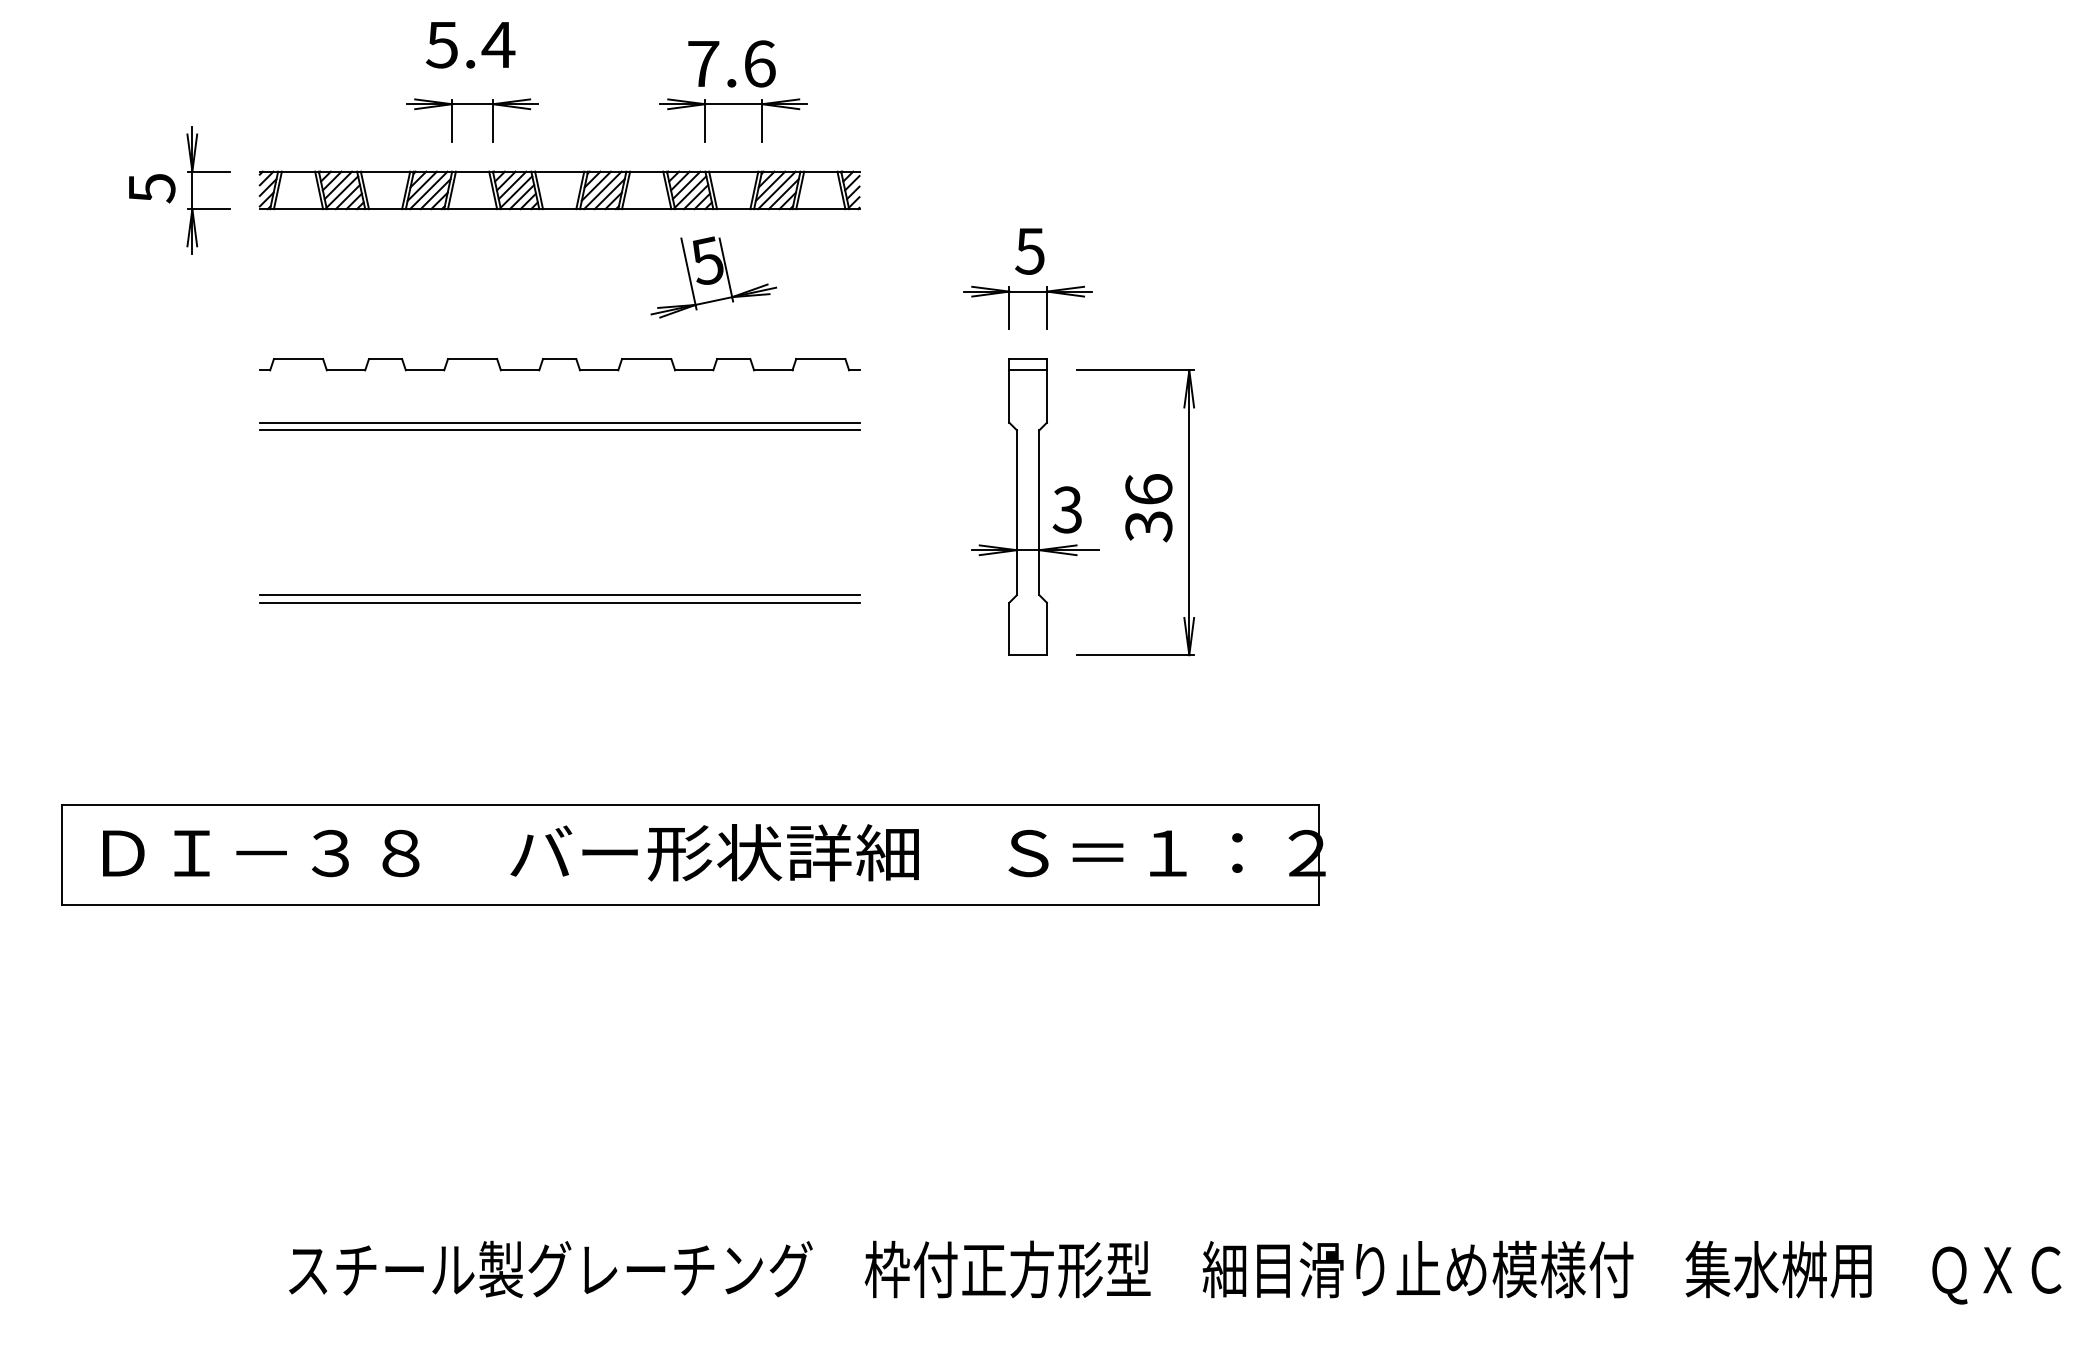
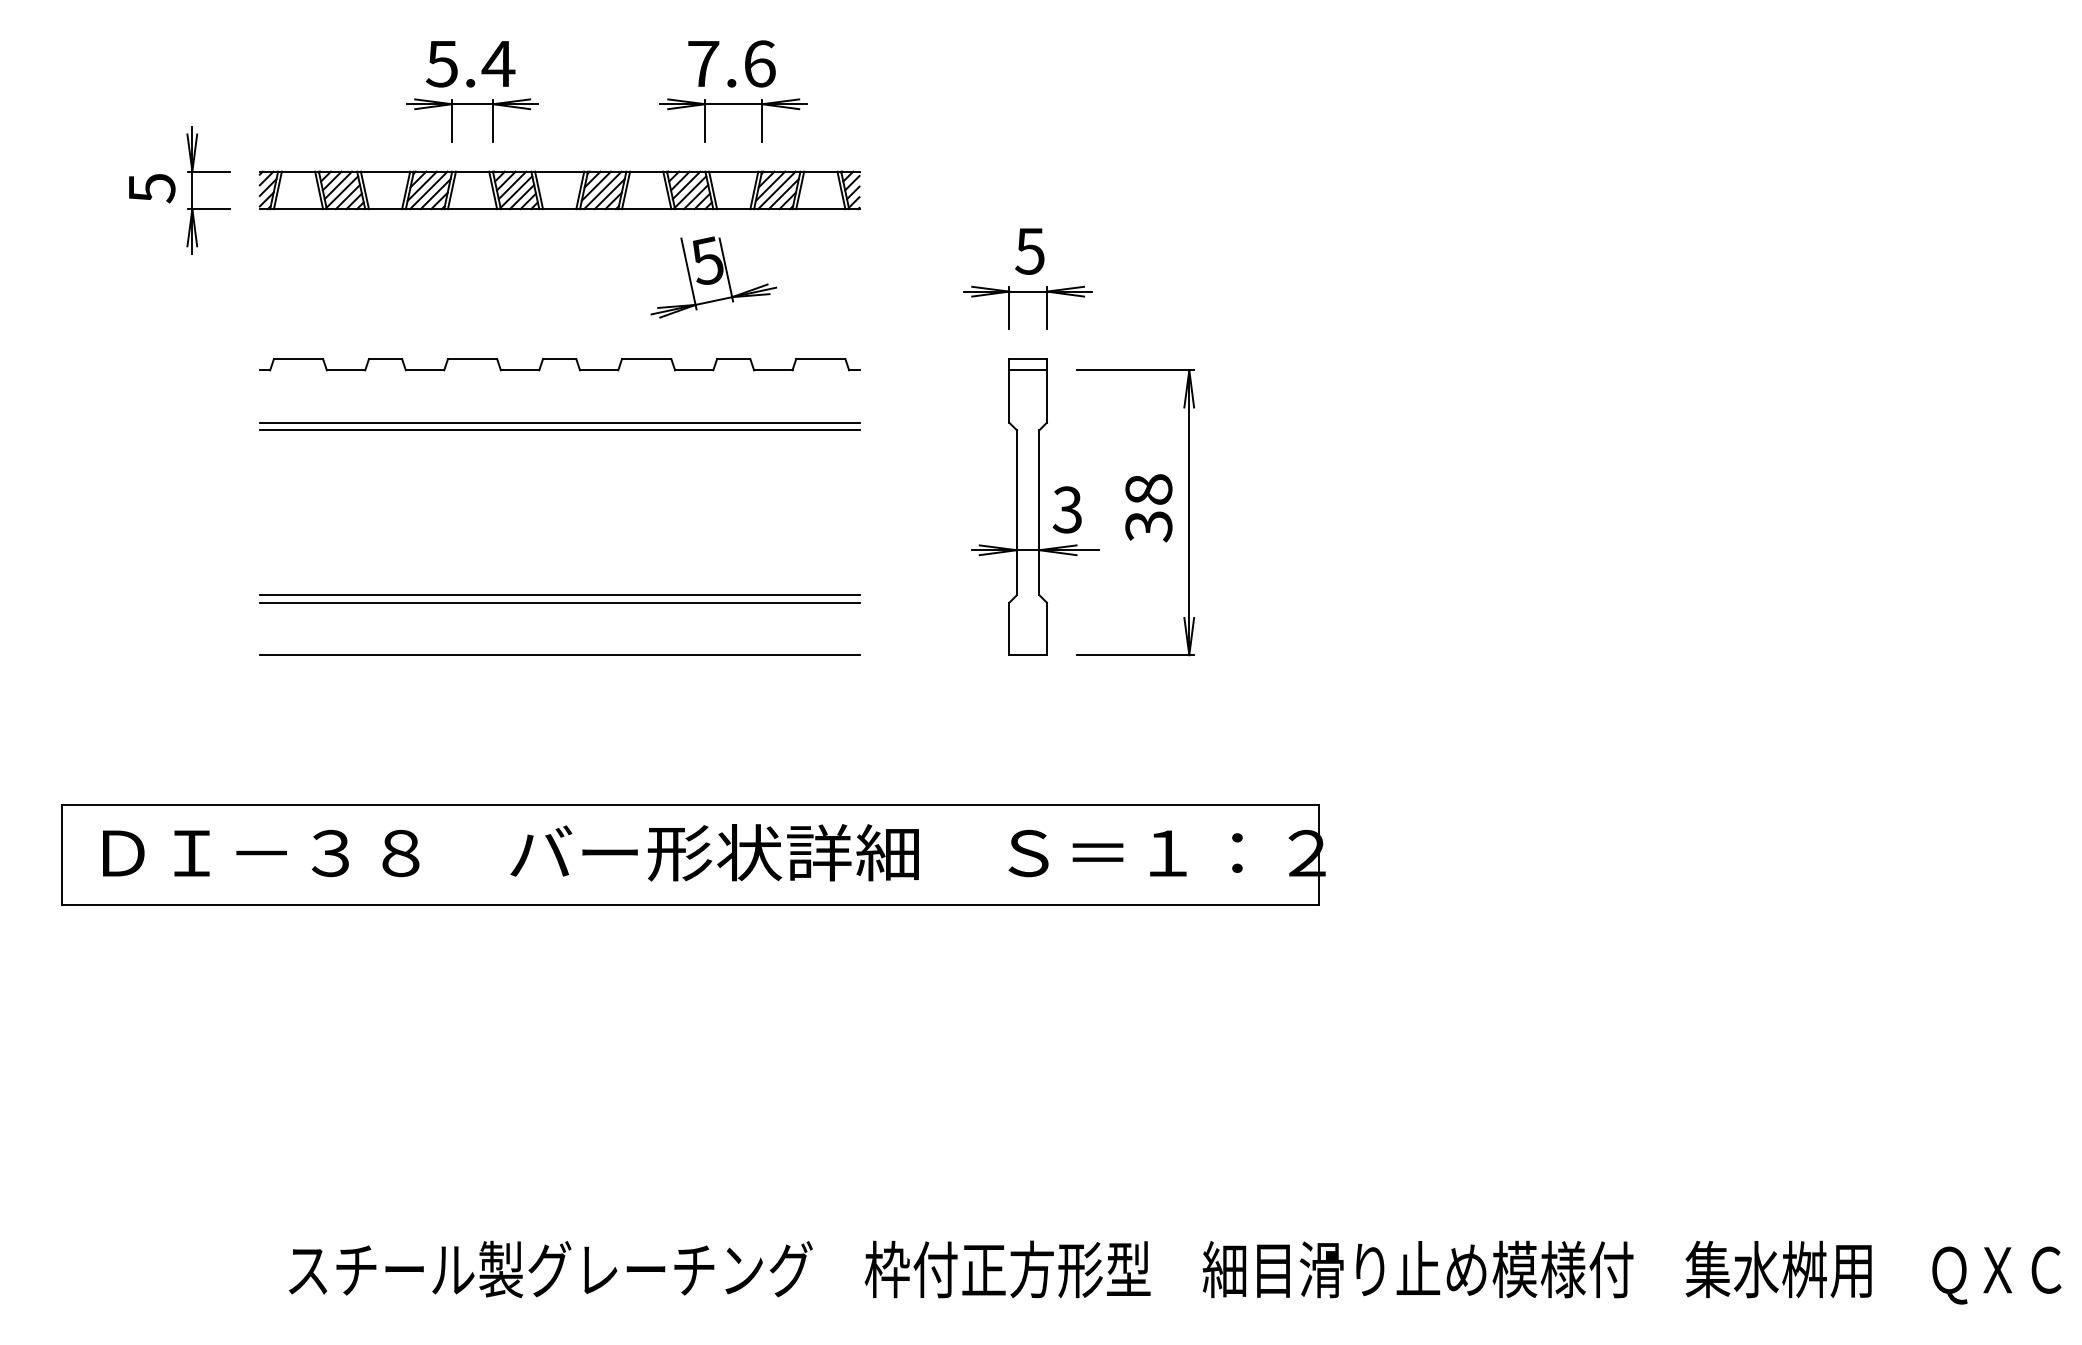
text position: (470, 45) -> (470, 64) (470, 64)
text: 36 -> 38 (1148, 489)
line: none -> present (559, 655)
